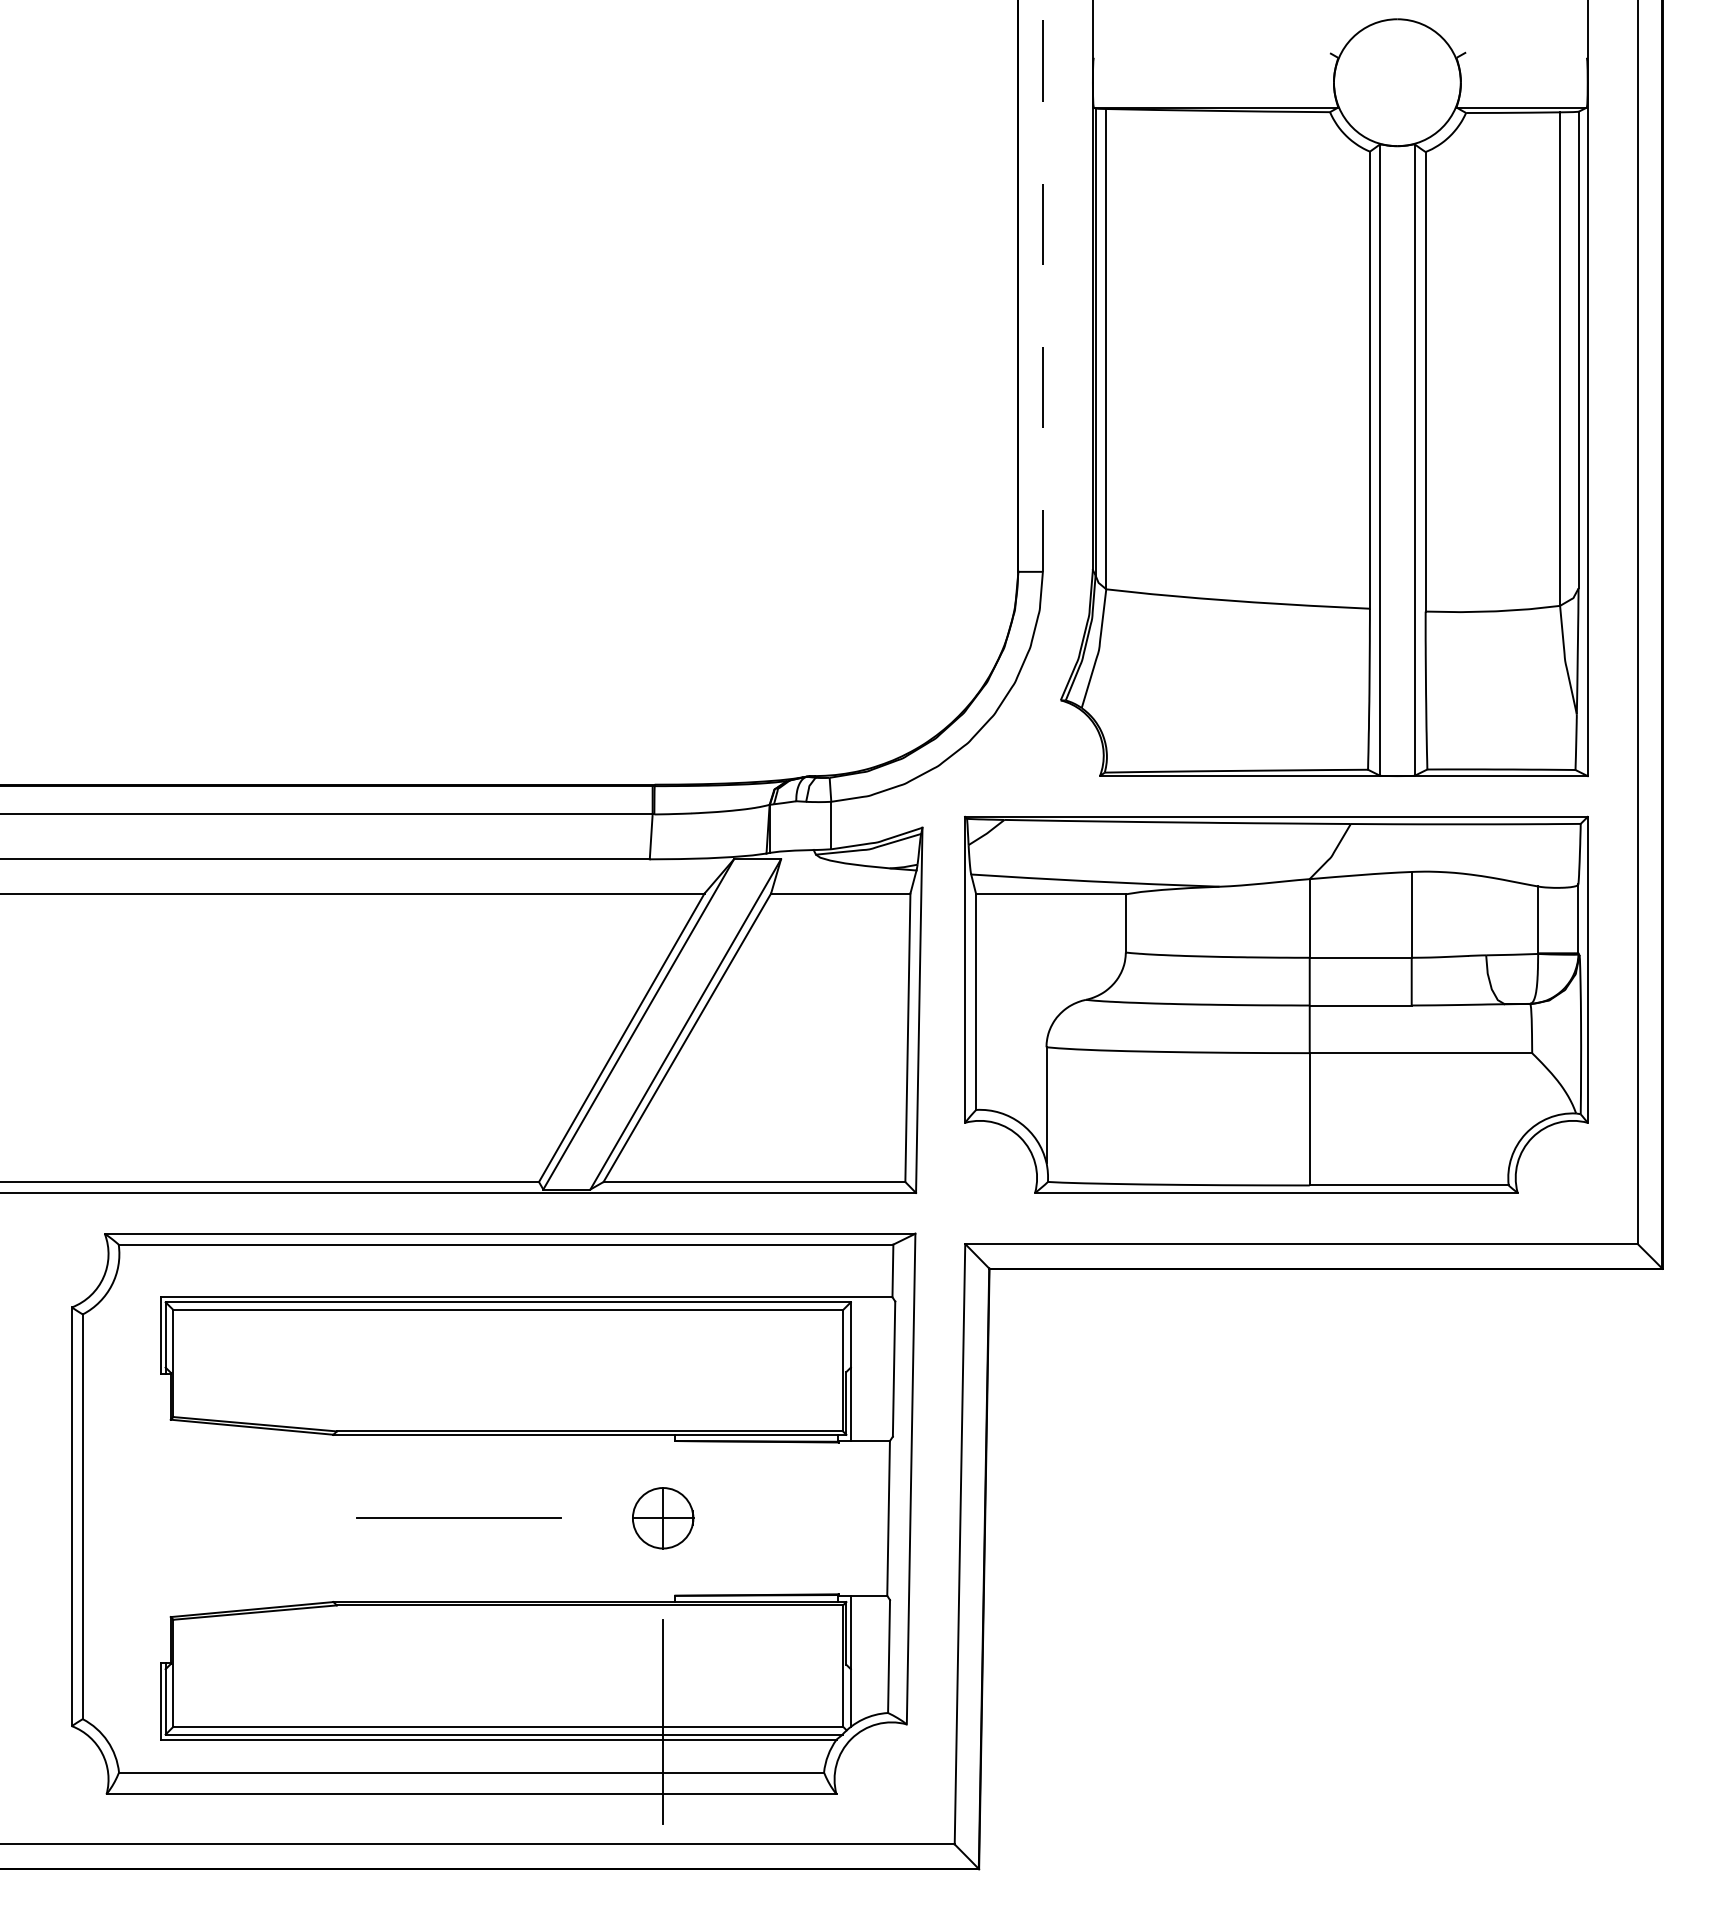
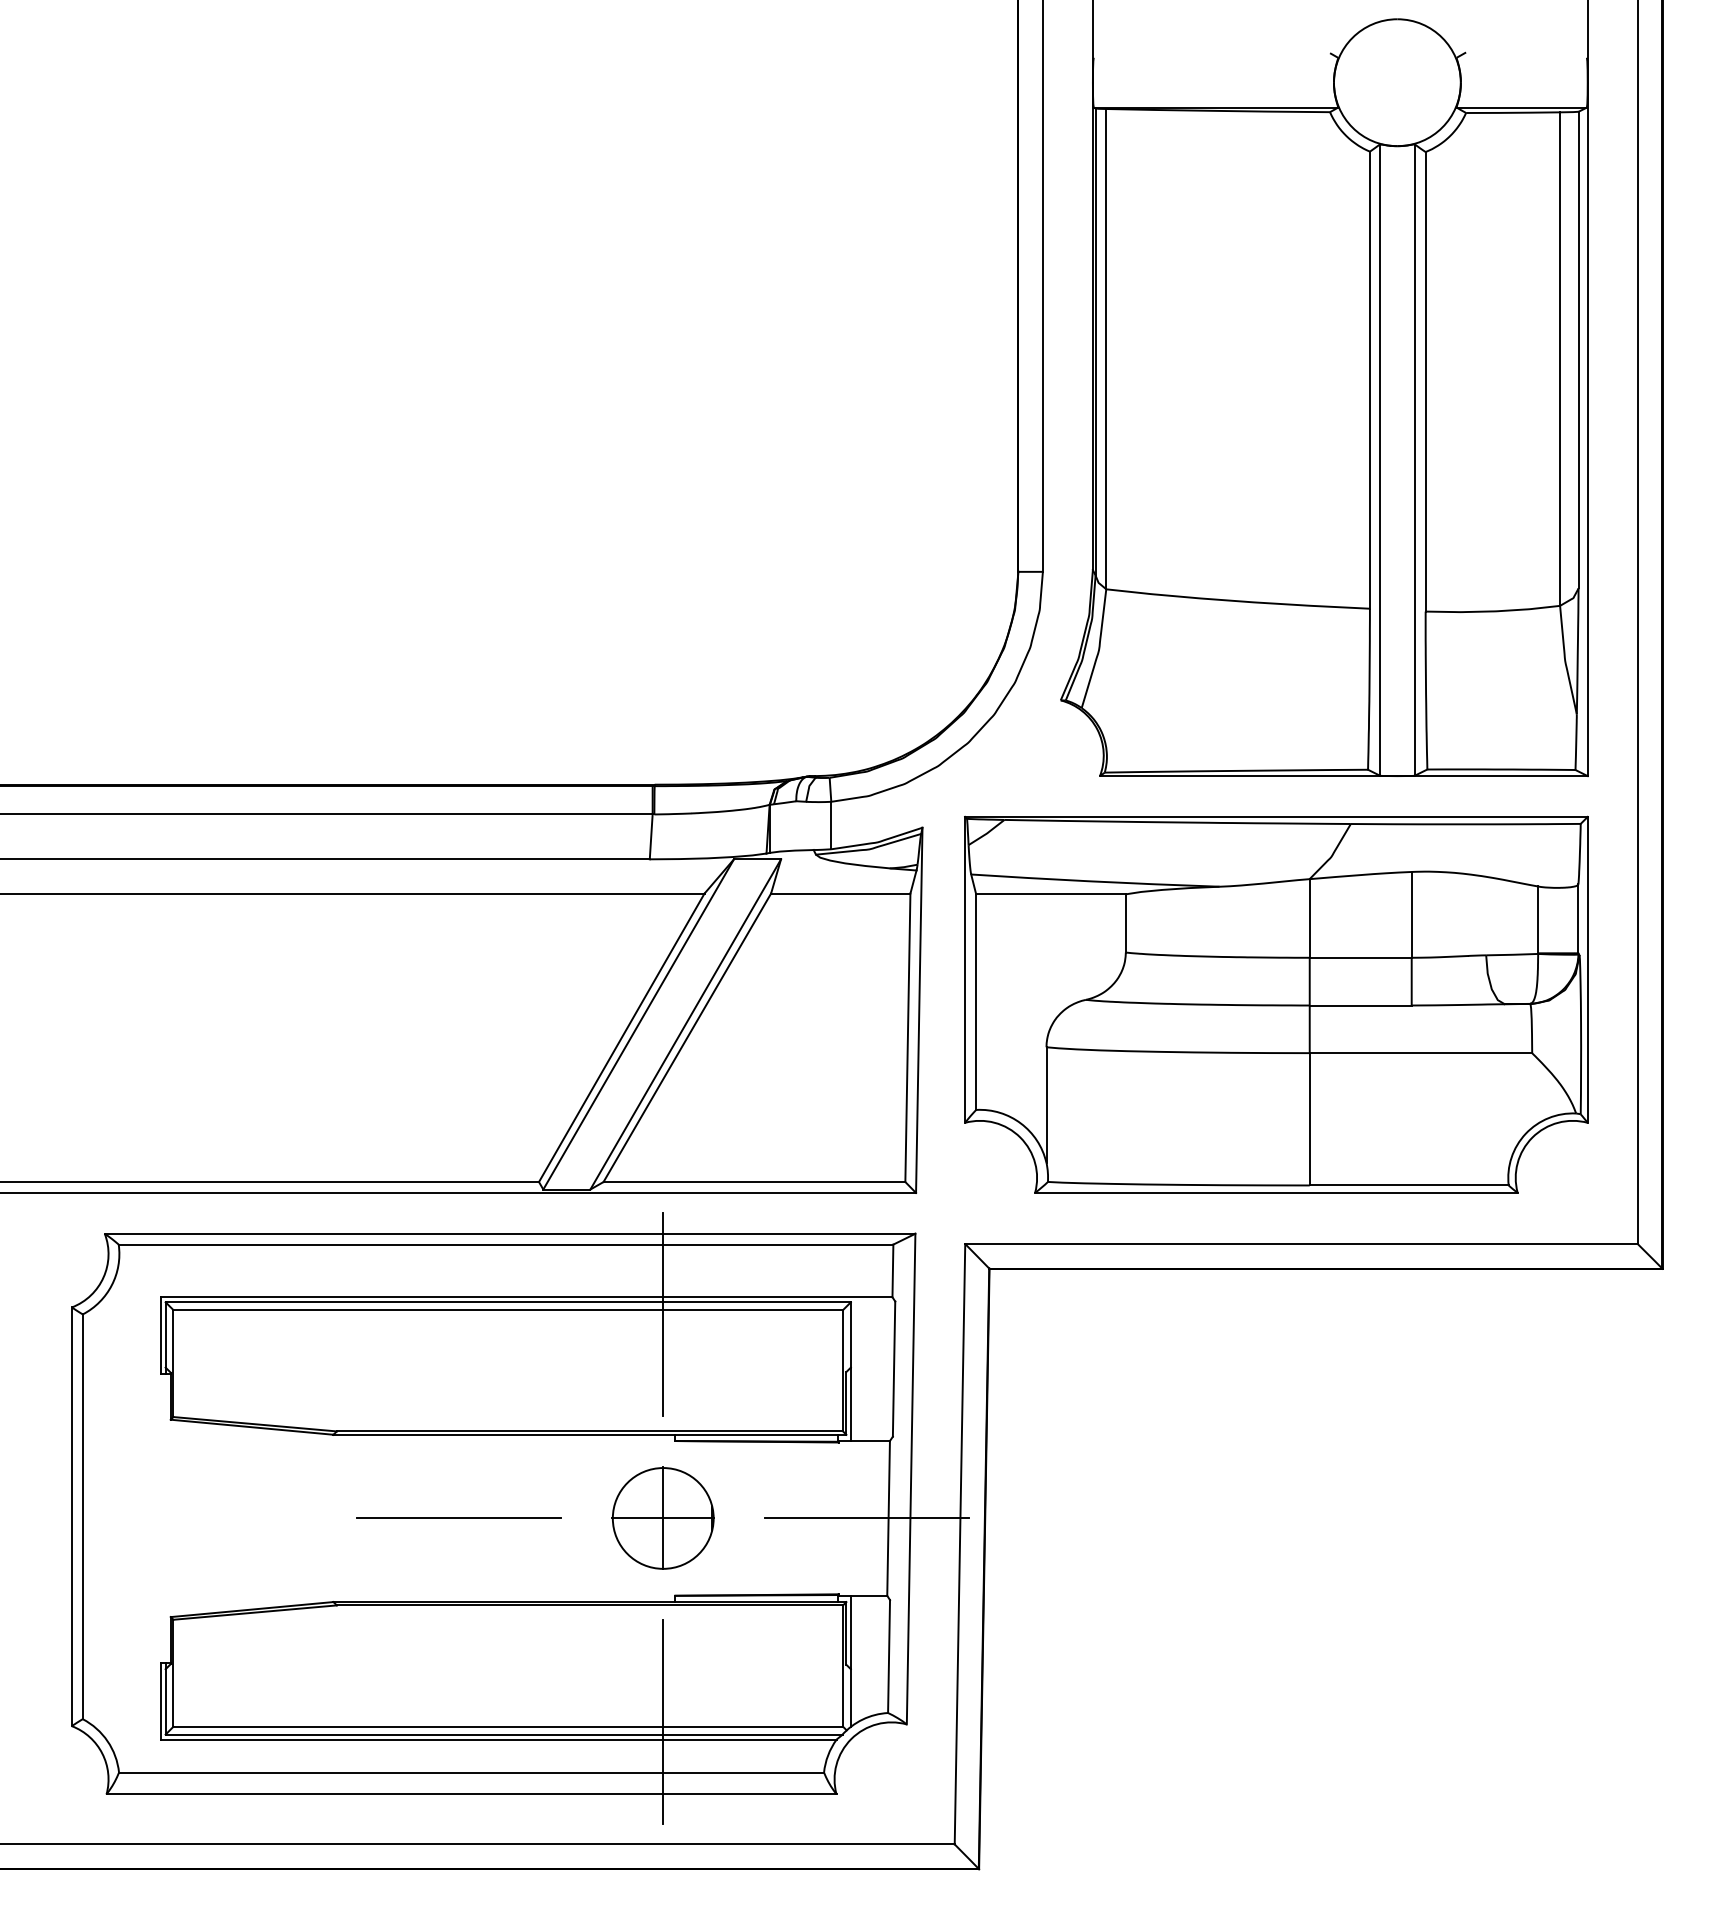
line: dashed -> solid (1042, 286)
line: none -> present (663, 1314)
part size: 63x63 px -> 104x104 px (662, 1517)
line: none -> present (867, 1518)
